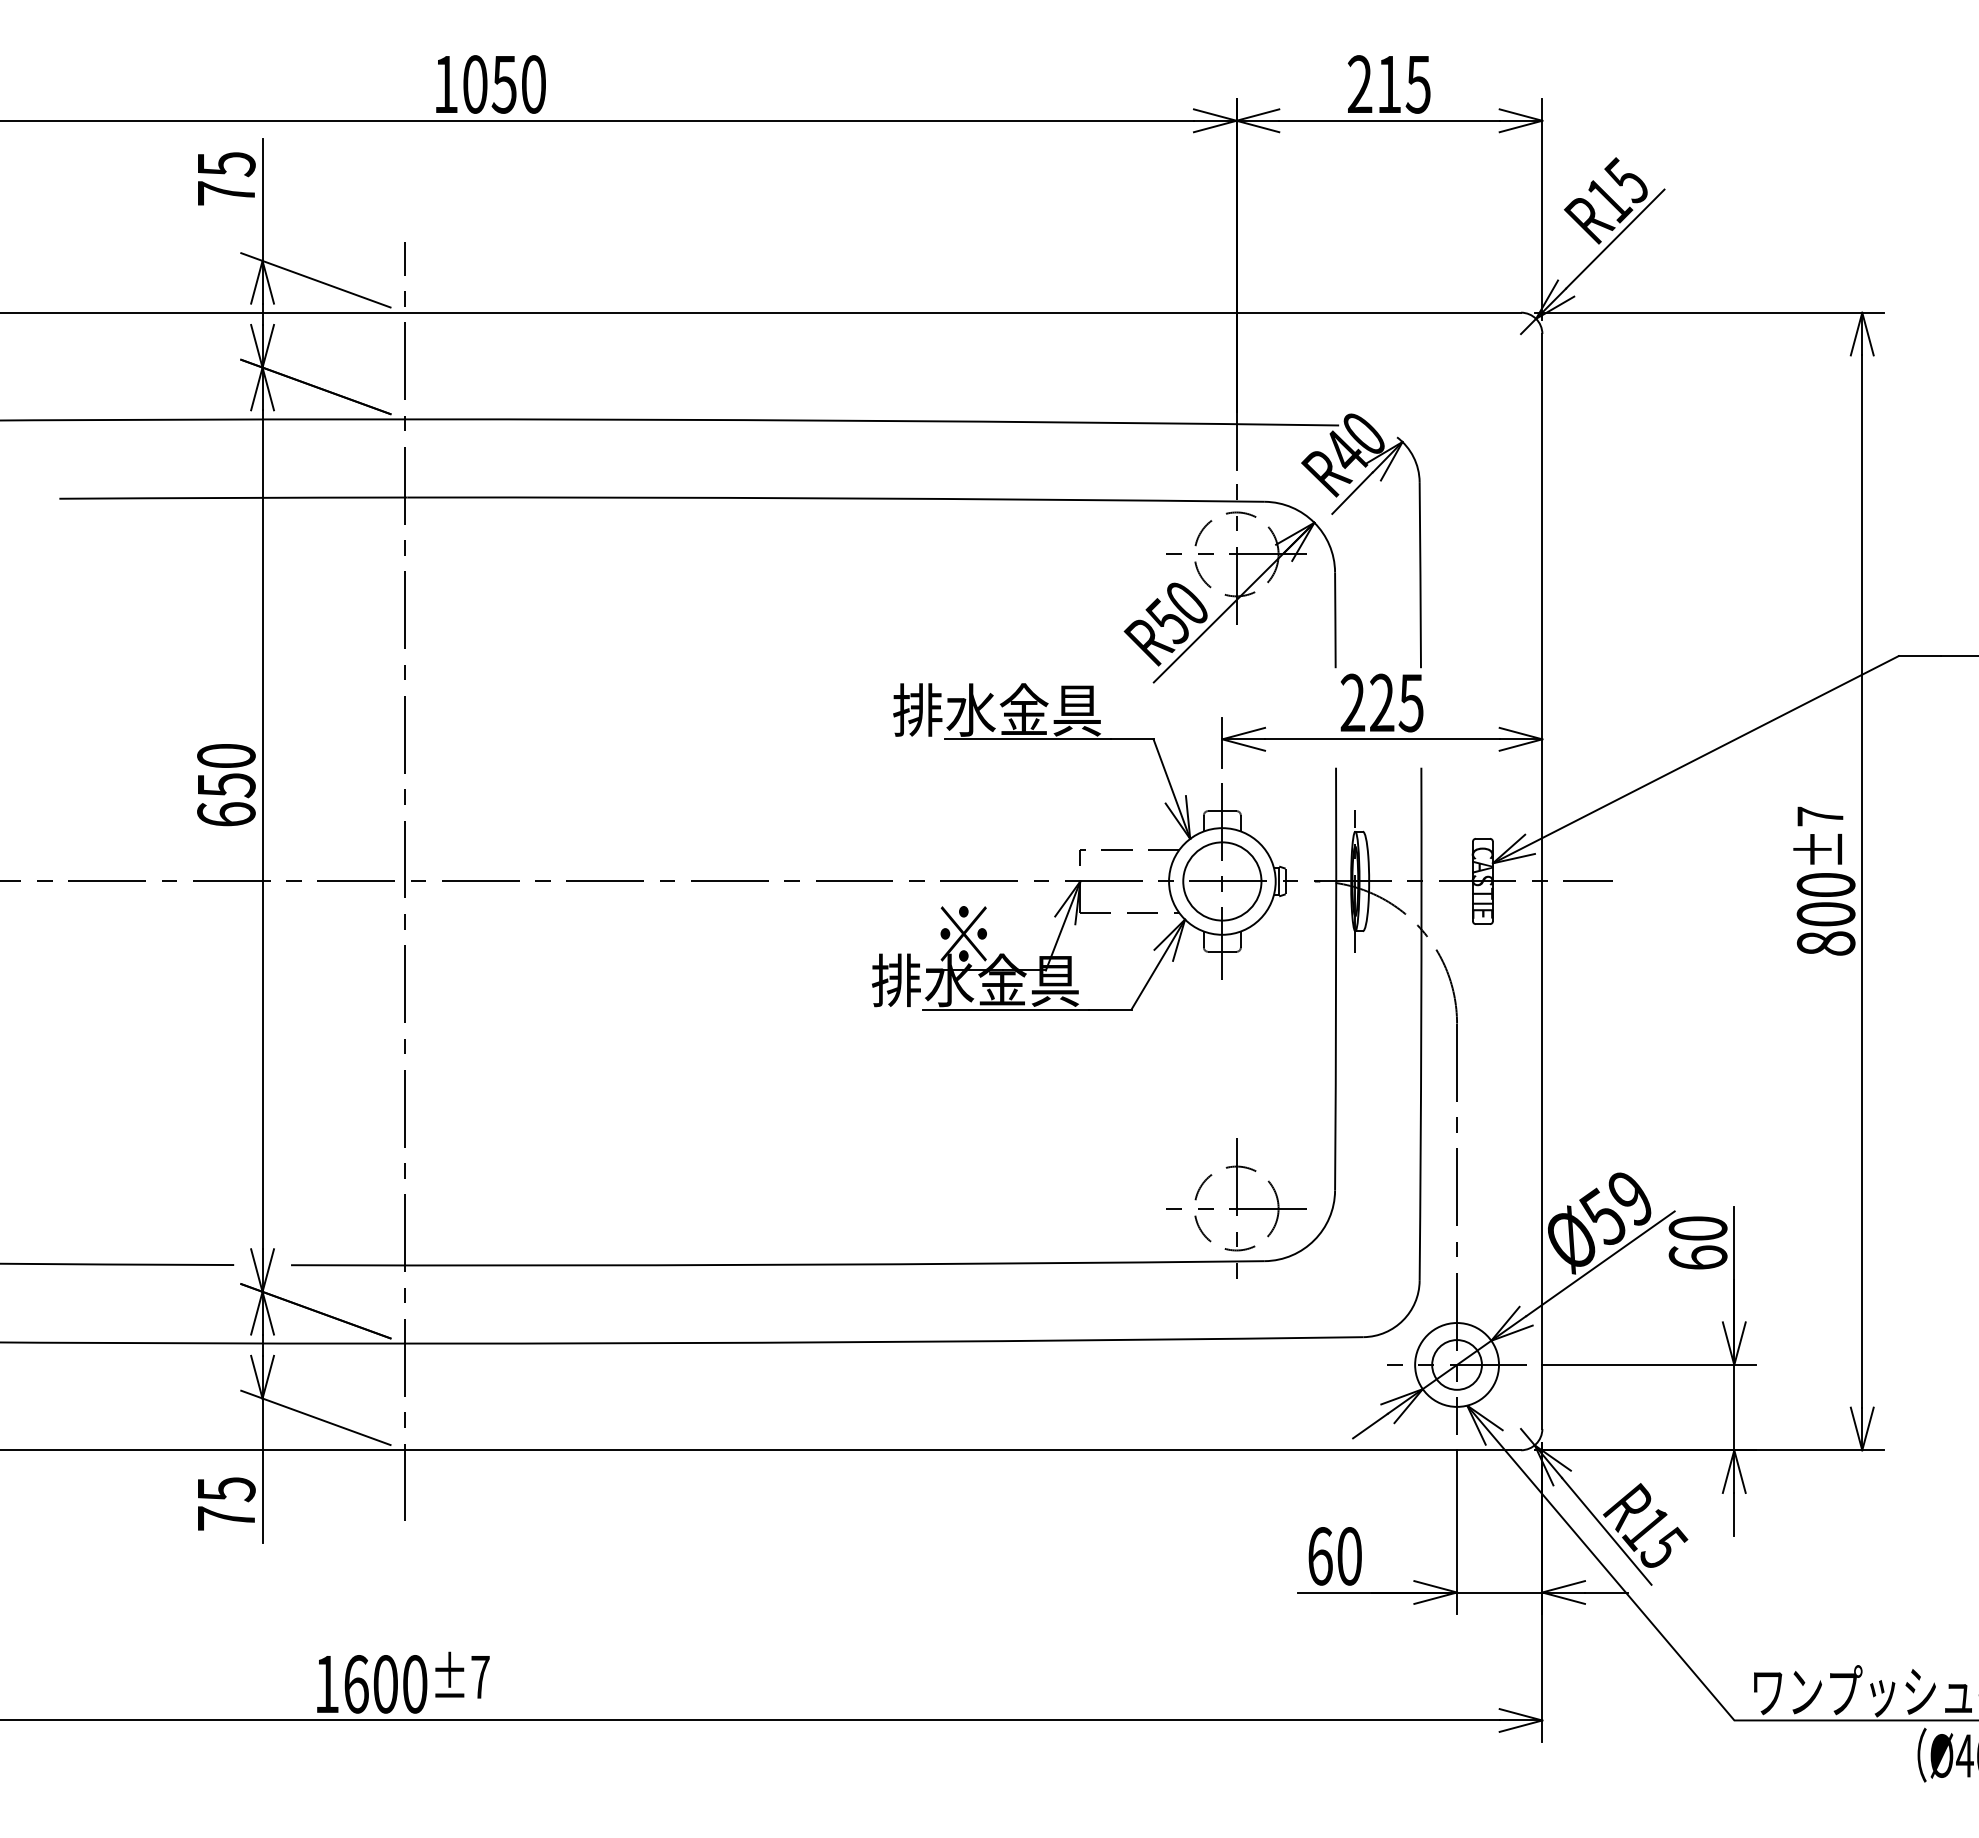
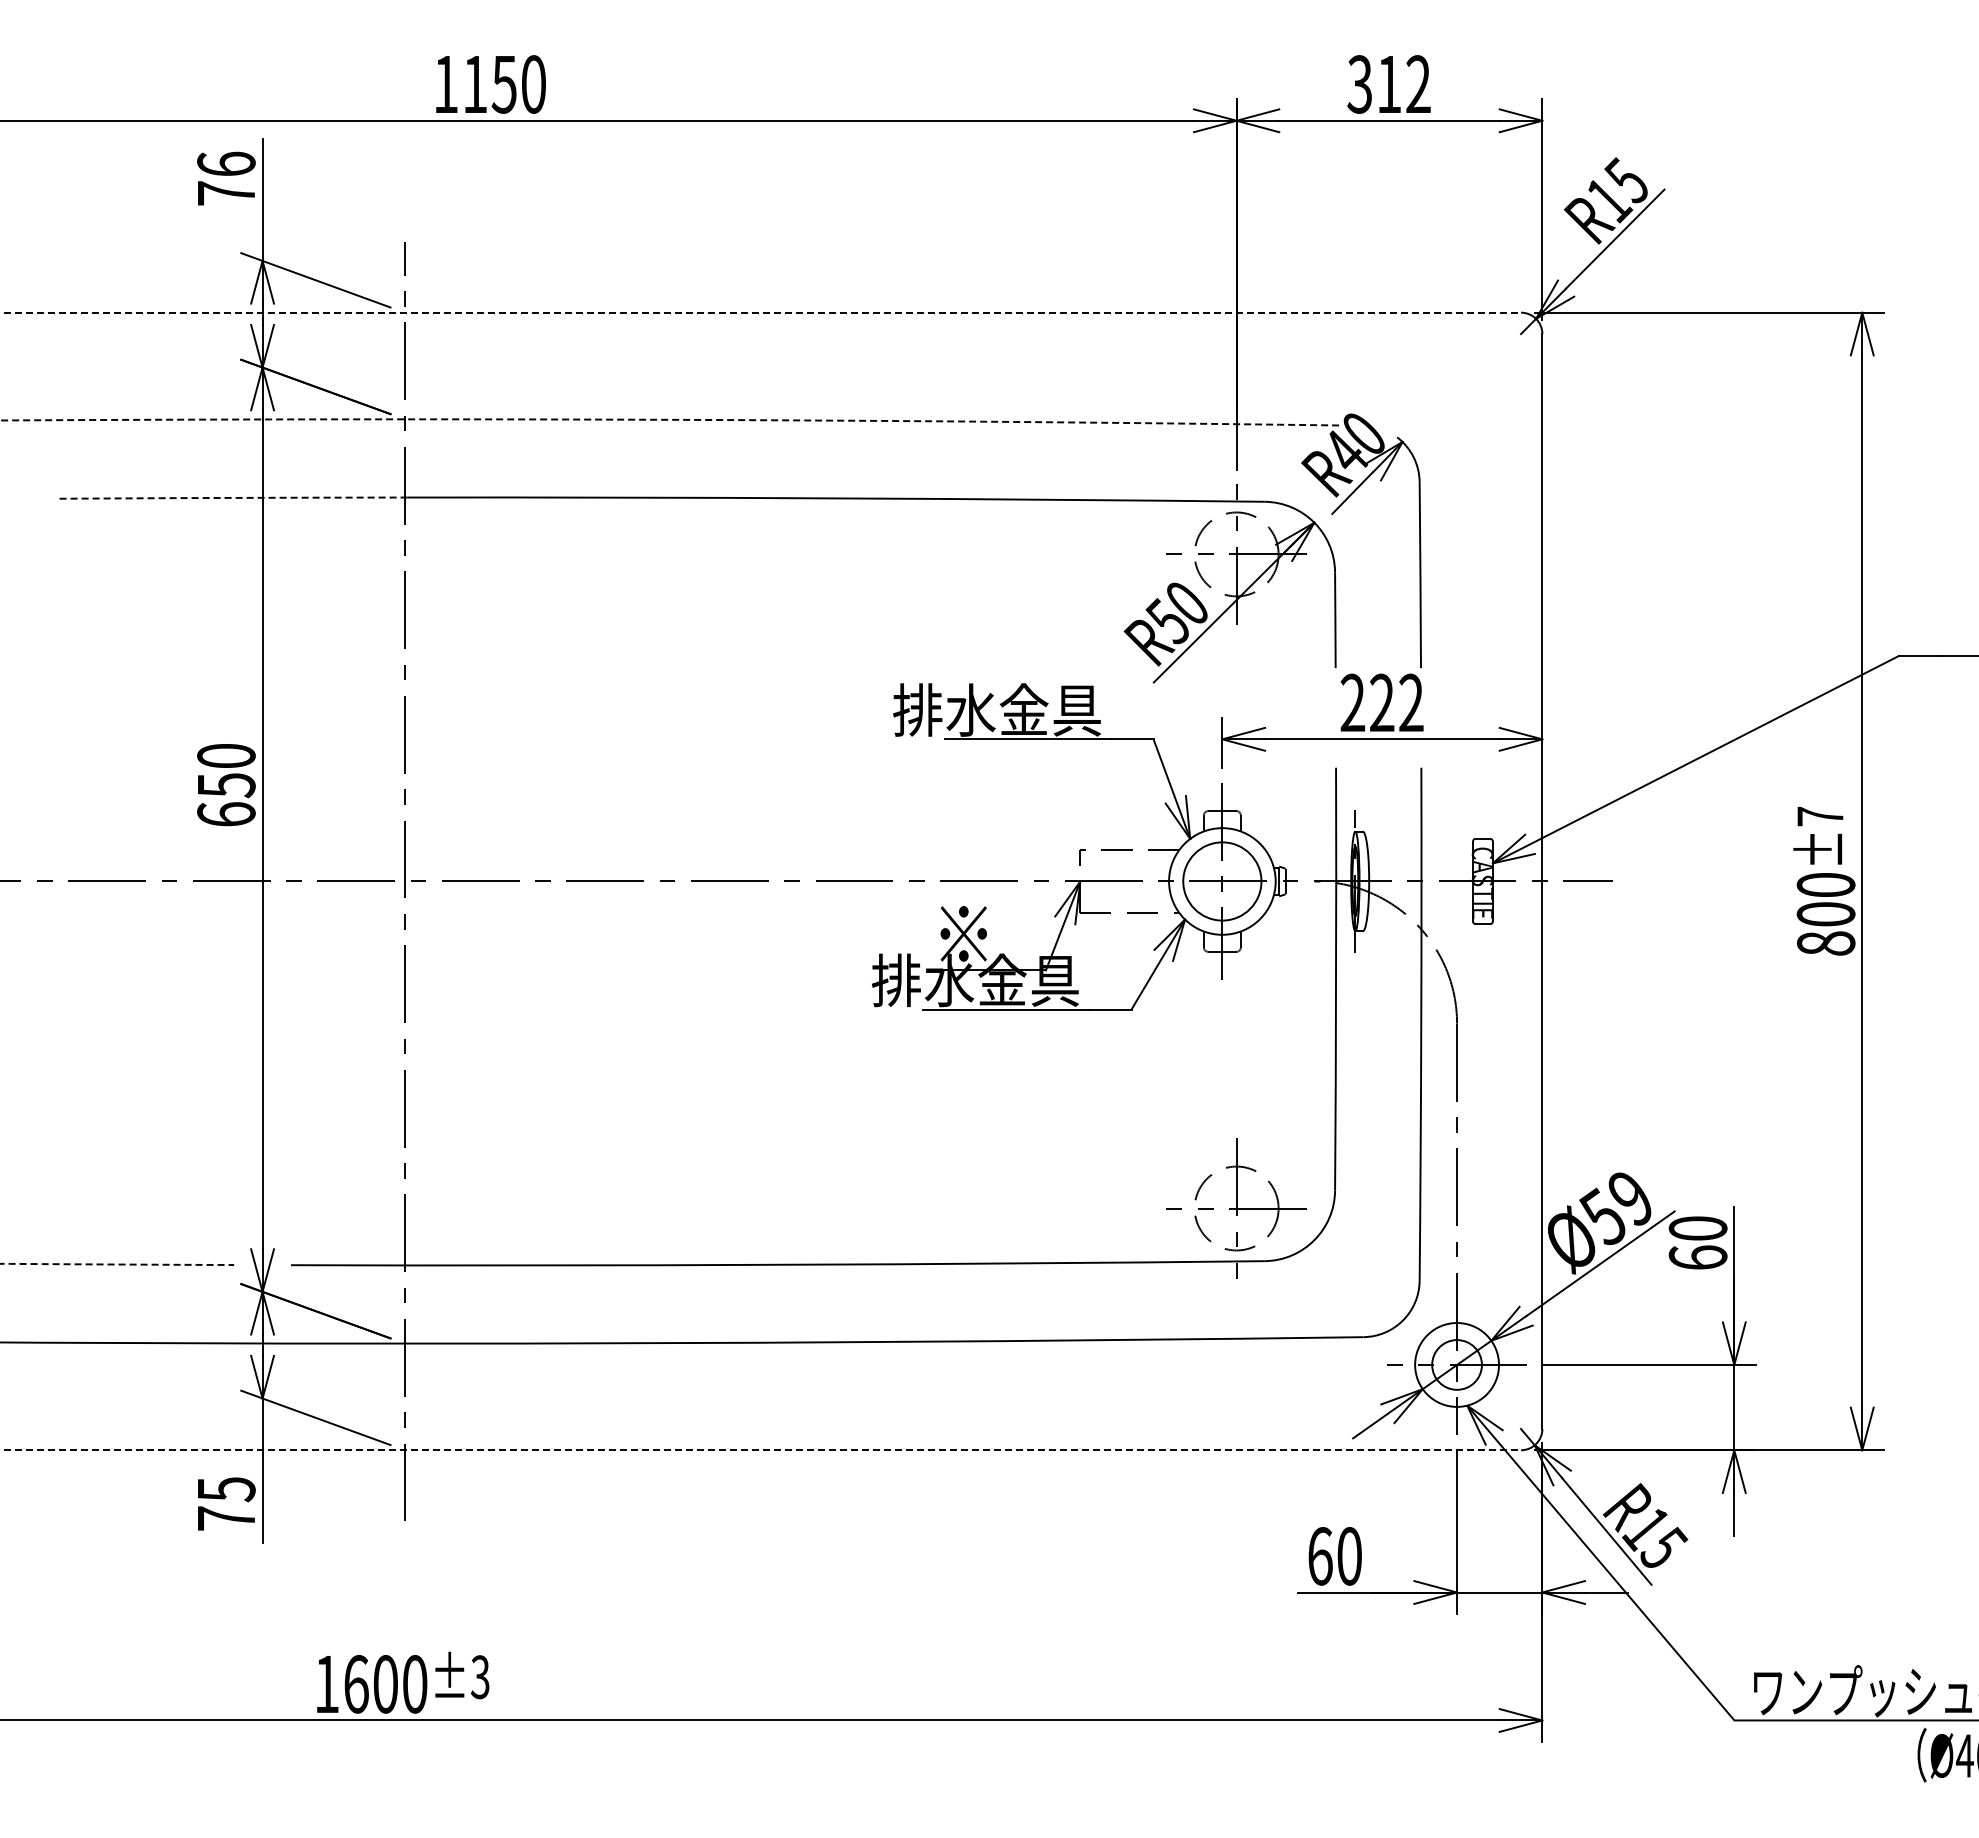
text: 1050 -> 1150 (475, 84)
text: 215 -> 312 (1388, 84)
text: 75 -> 76 (226, 164)
line: solid -> dashed (761, 312)
arc: solid -> dashed (669, 419)
arc: solid -> dashed (233, 497)
text: 225 -> 222 (1410, 702)
arc: solid -> dashed (117, 1264)
line: solid -> dashed (761, 1450)
text: ±7 -> ±3 (480, 1677)
